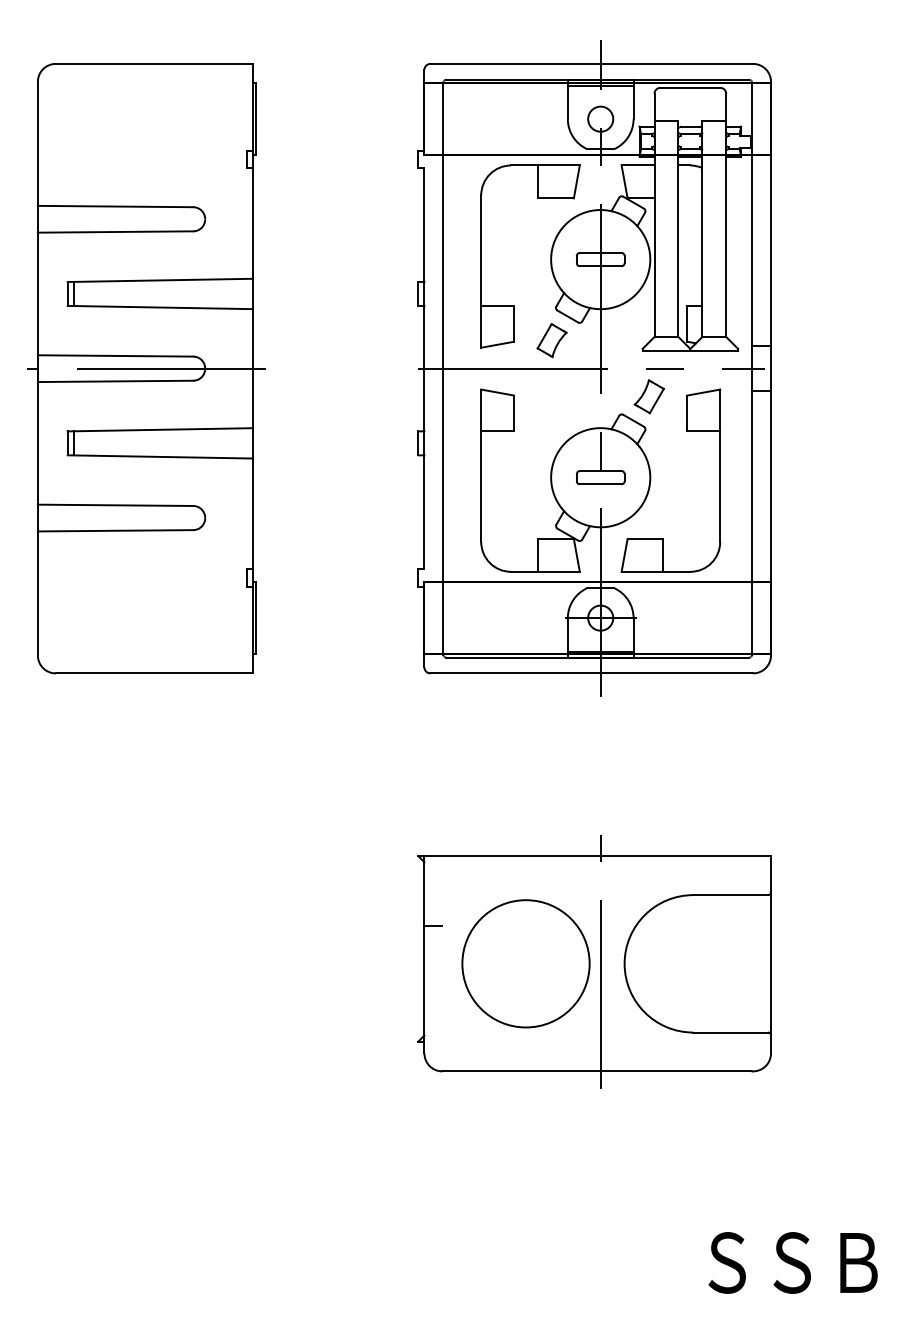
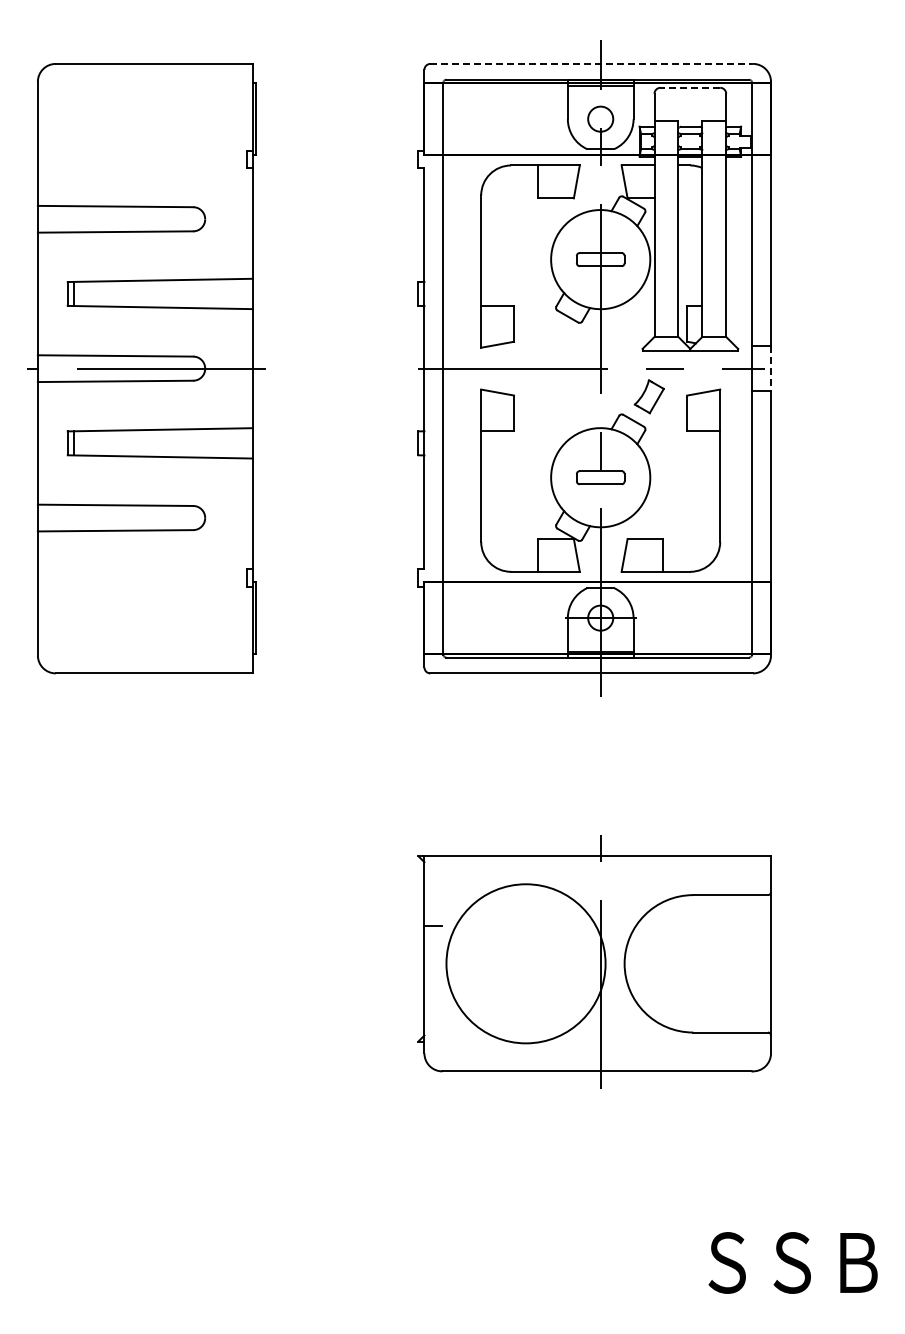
line: solid -> dashed (592, 63)
line: solid -> dashed (690, 87)
part: present -> none (551, 340)
line: solid -> dashed (770, 369)
circle diameter: 127 px -> 159 px (525, 963)
